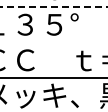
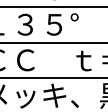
line: dashed -> solid (54, 7)
line: none -> present (53, 42)
